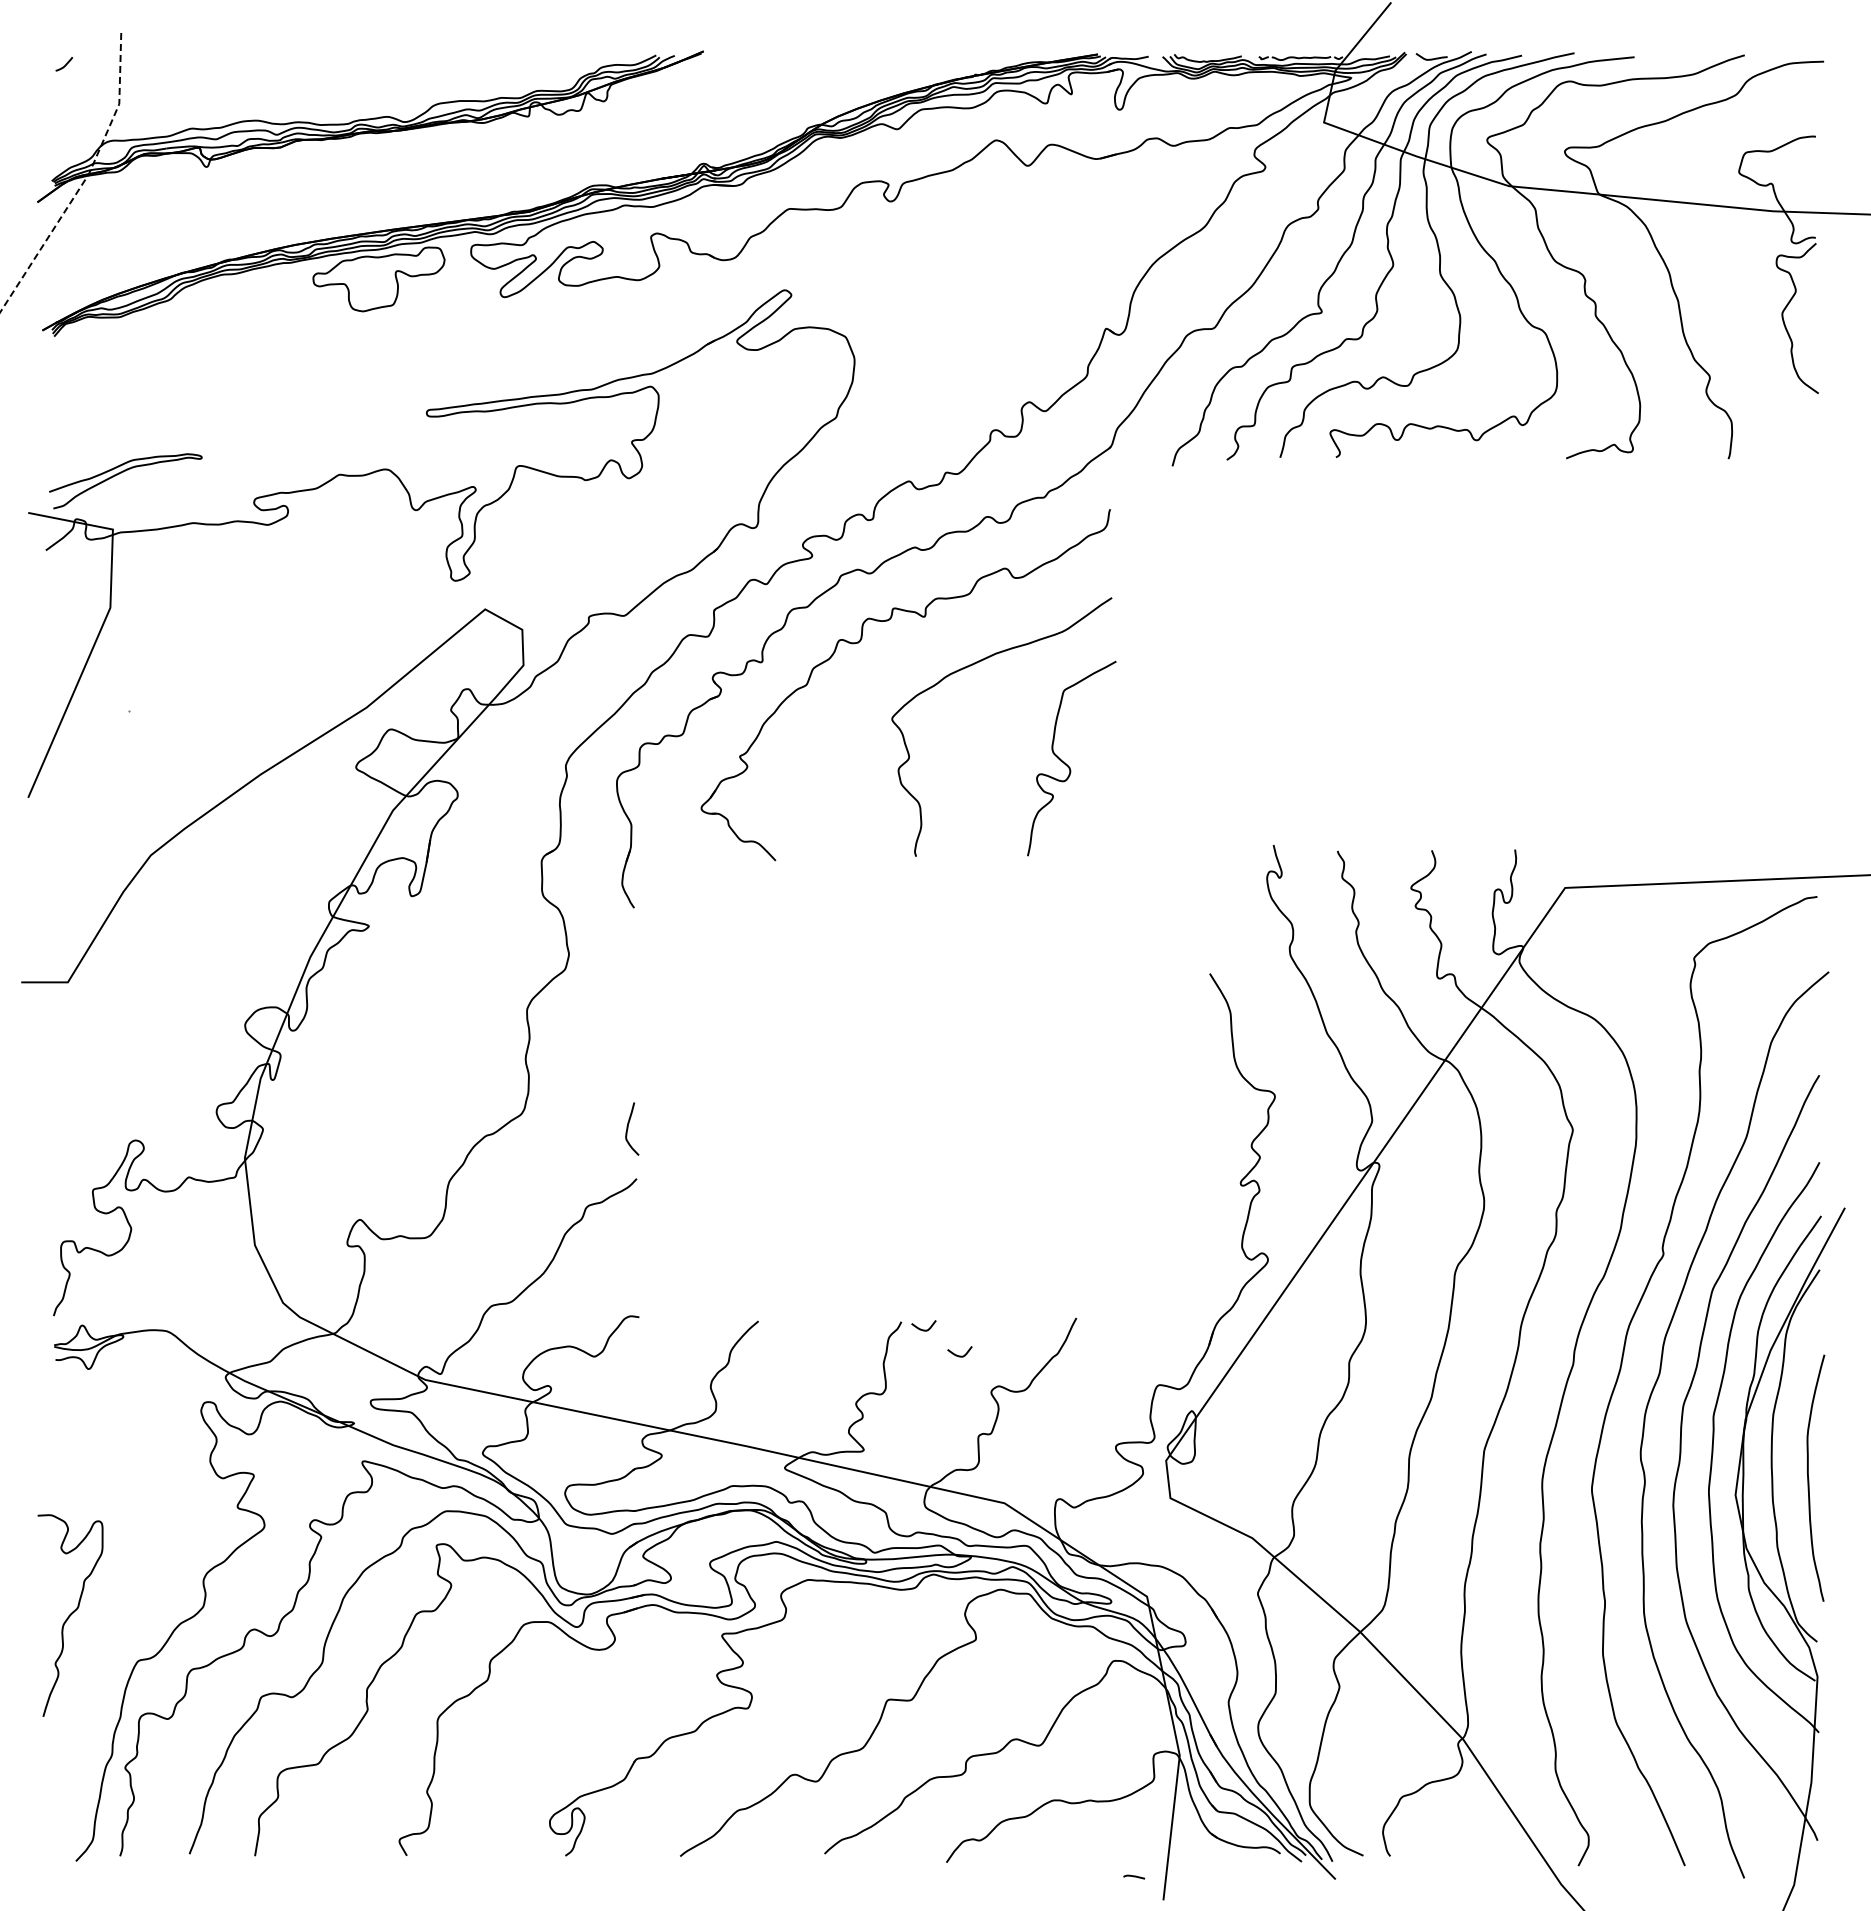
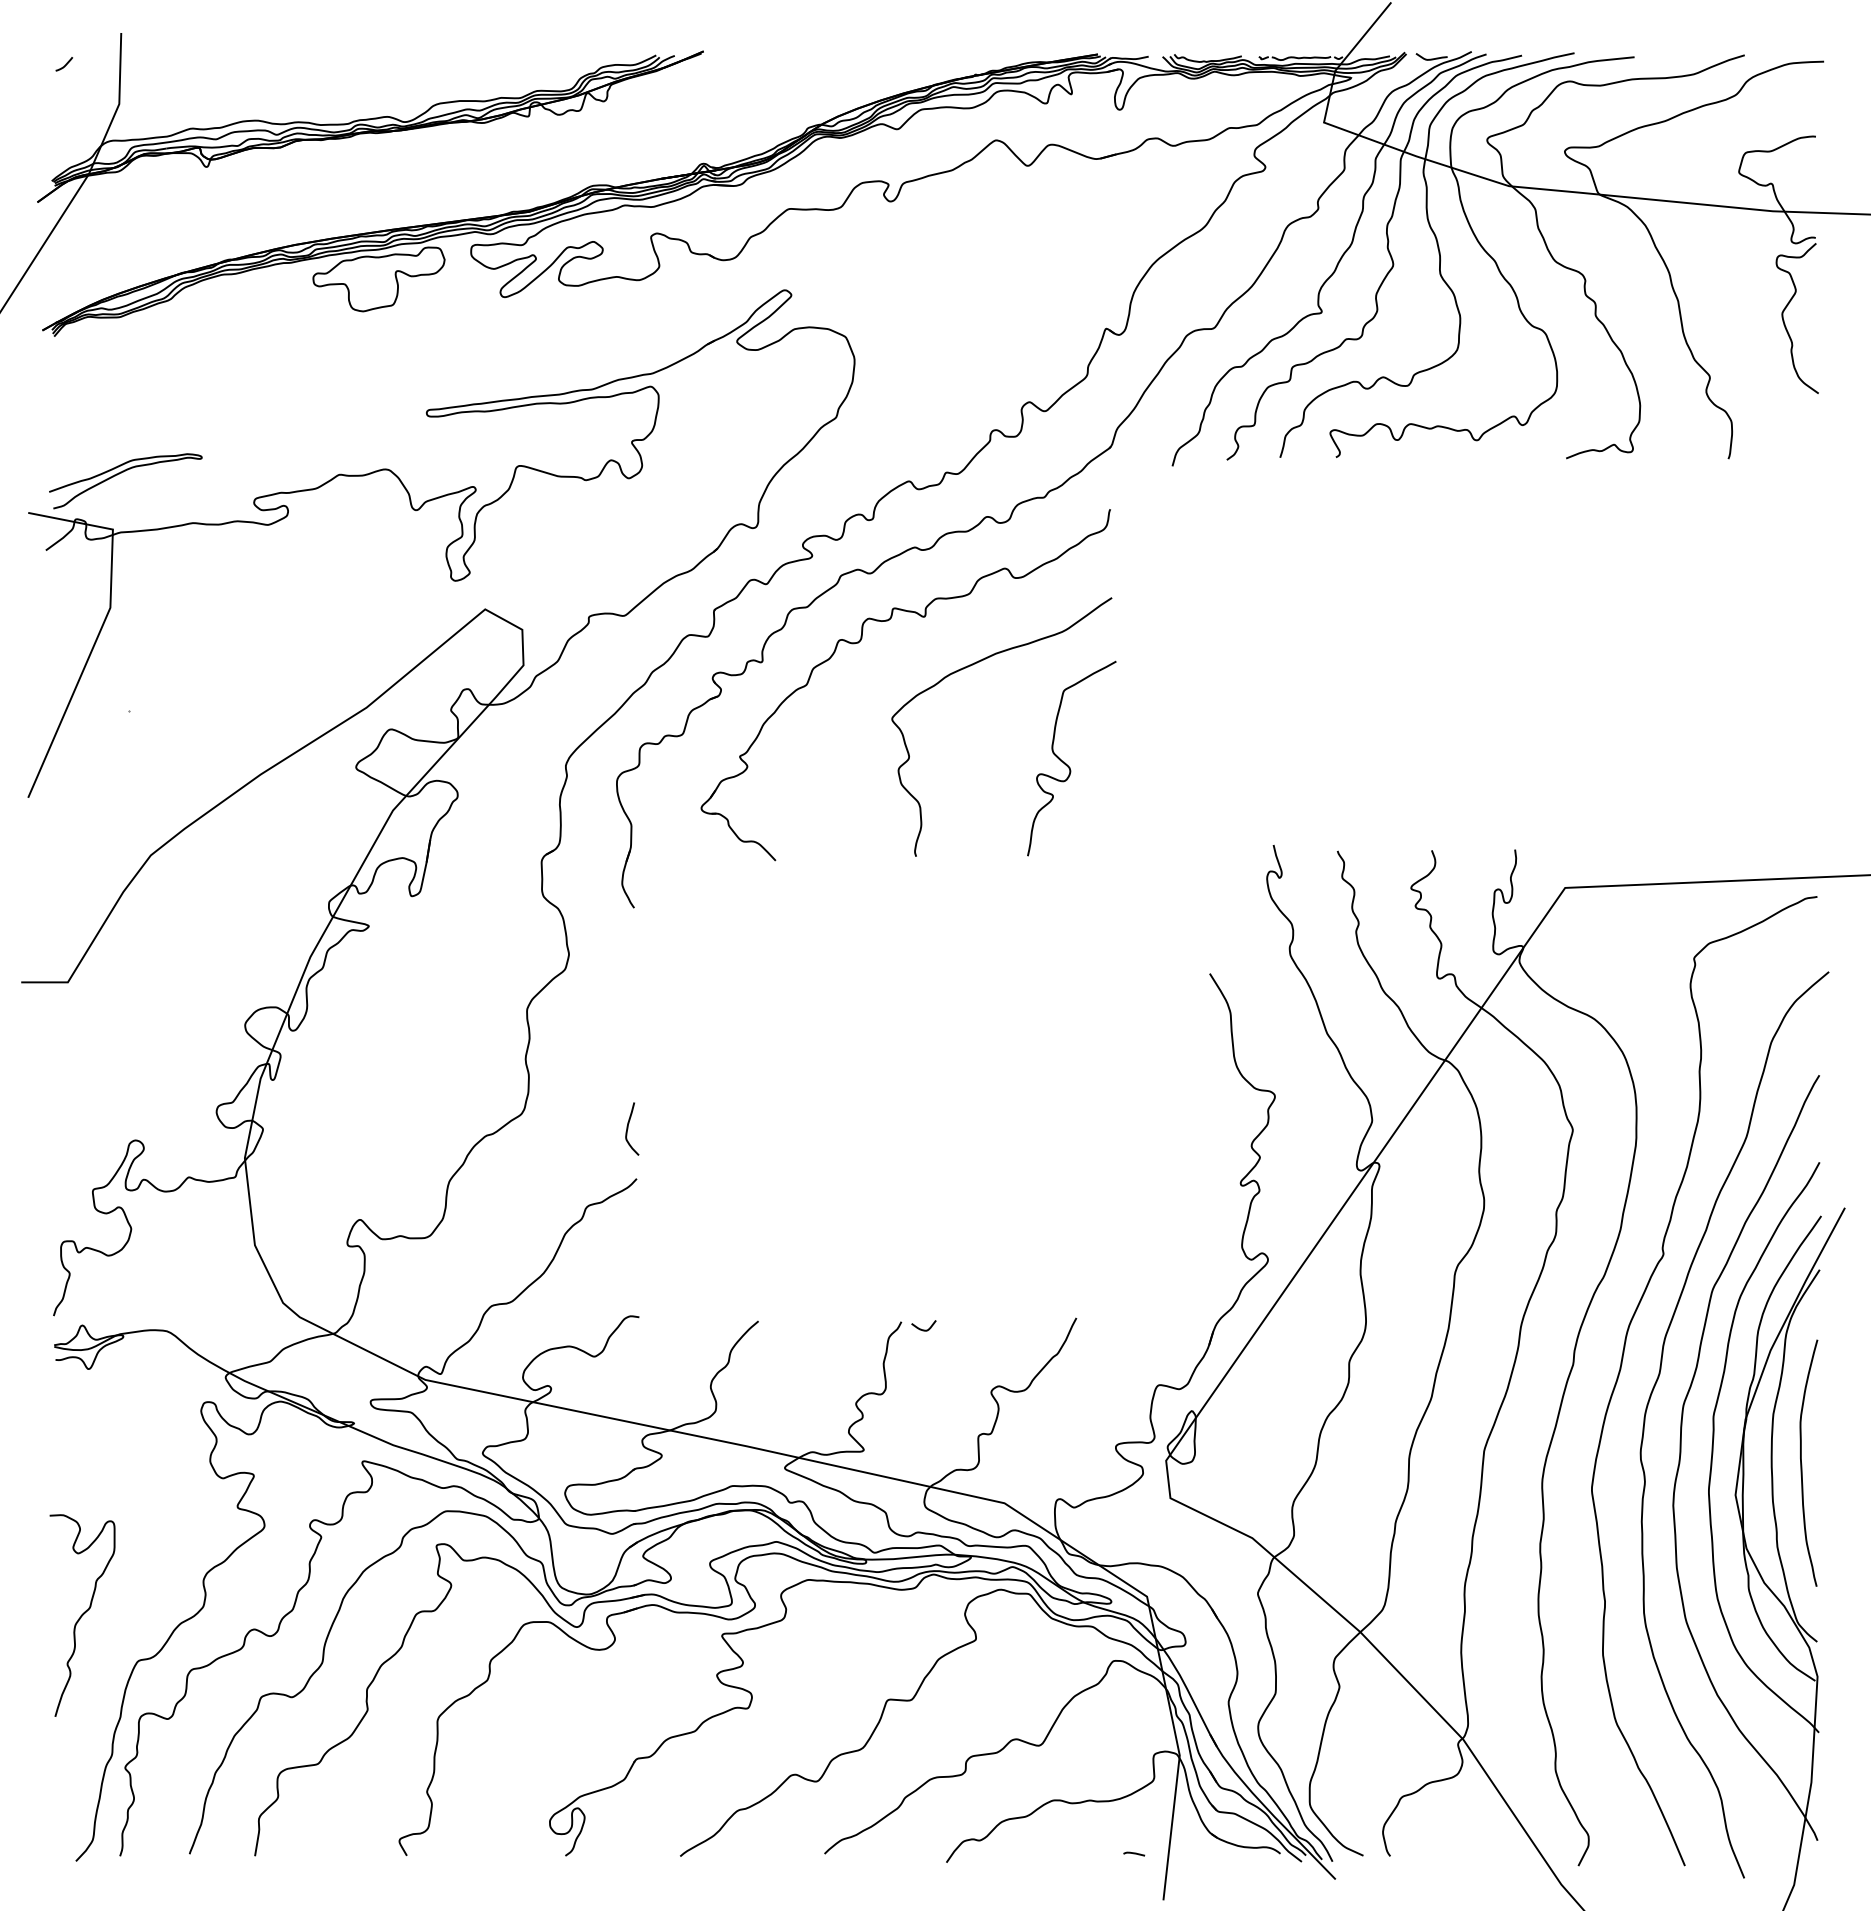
line: dashed -> solid (85, 180)
curve: present -> none (957, 1354)
curve position: (1809, 1479) -> (1802, 1464) (1802, 1464)
curve position: (70, 1615) -> (82, 1615) (82, 1615)
curve position: (1134, 1876) -> (1134, 1853) (1134, 1853)
